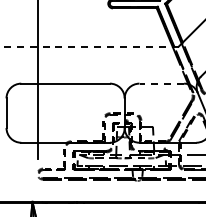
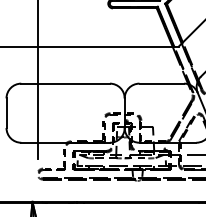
line: dashed -> solid (88, 46)
line: dashed -> solid (161, 83)
